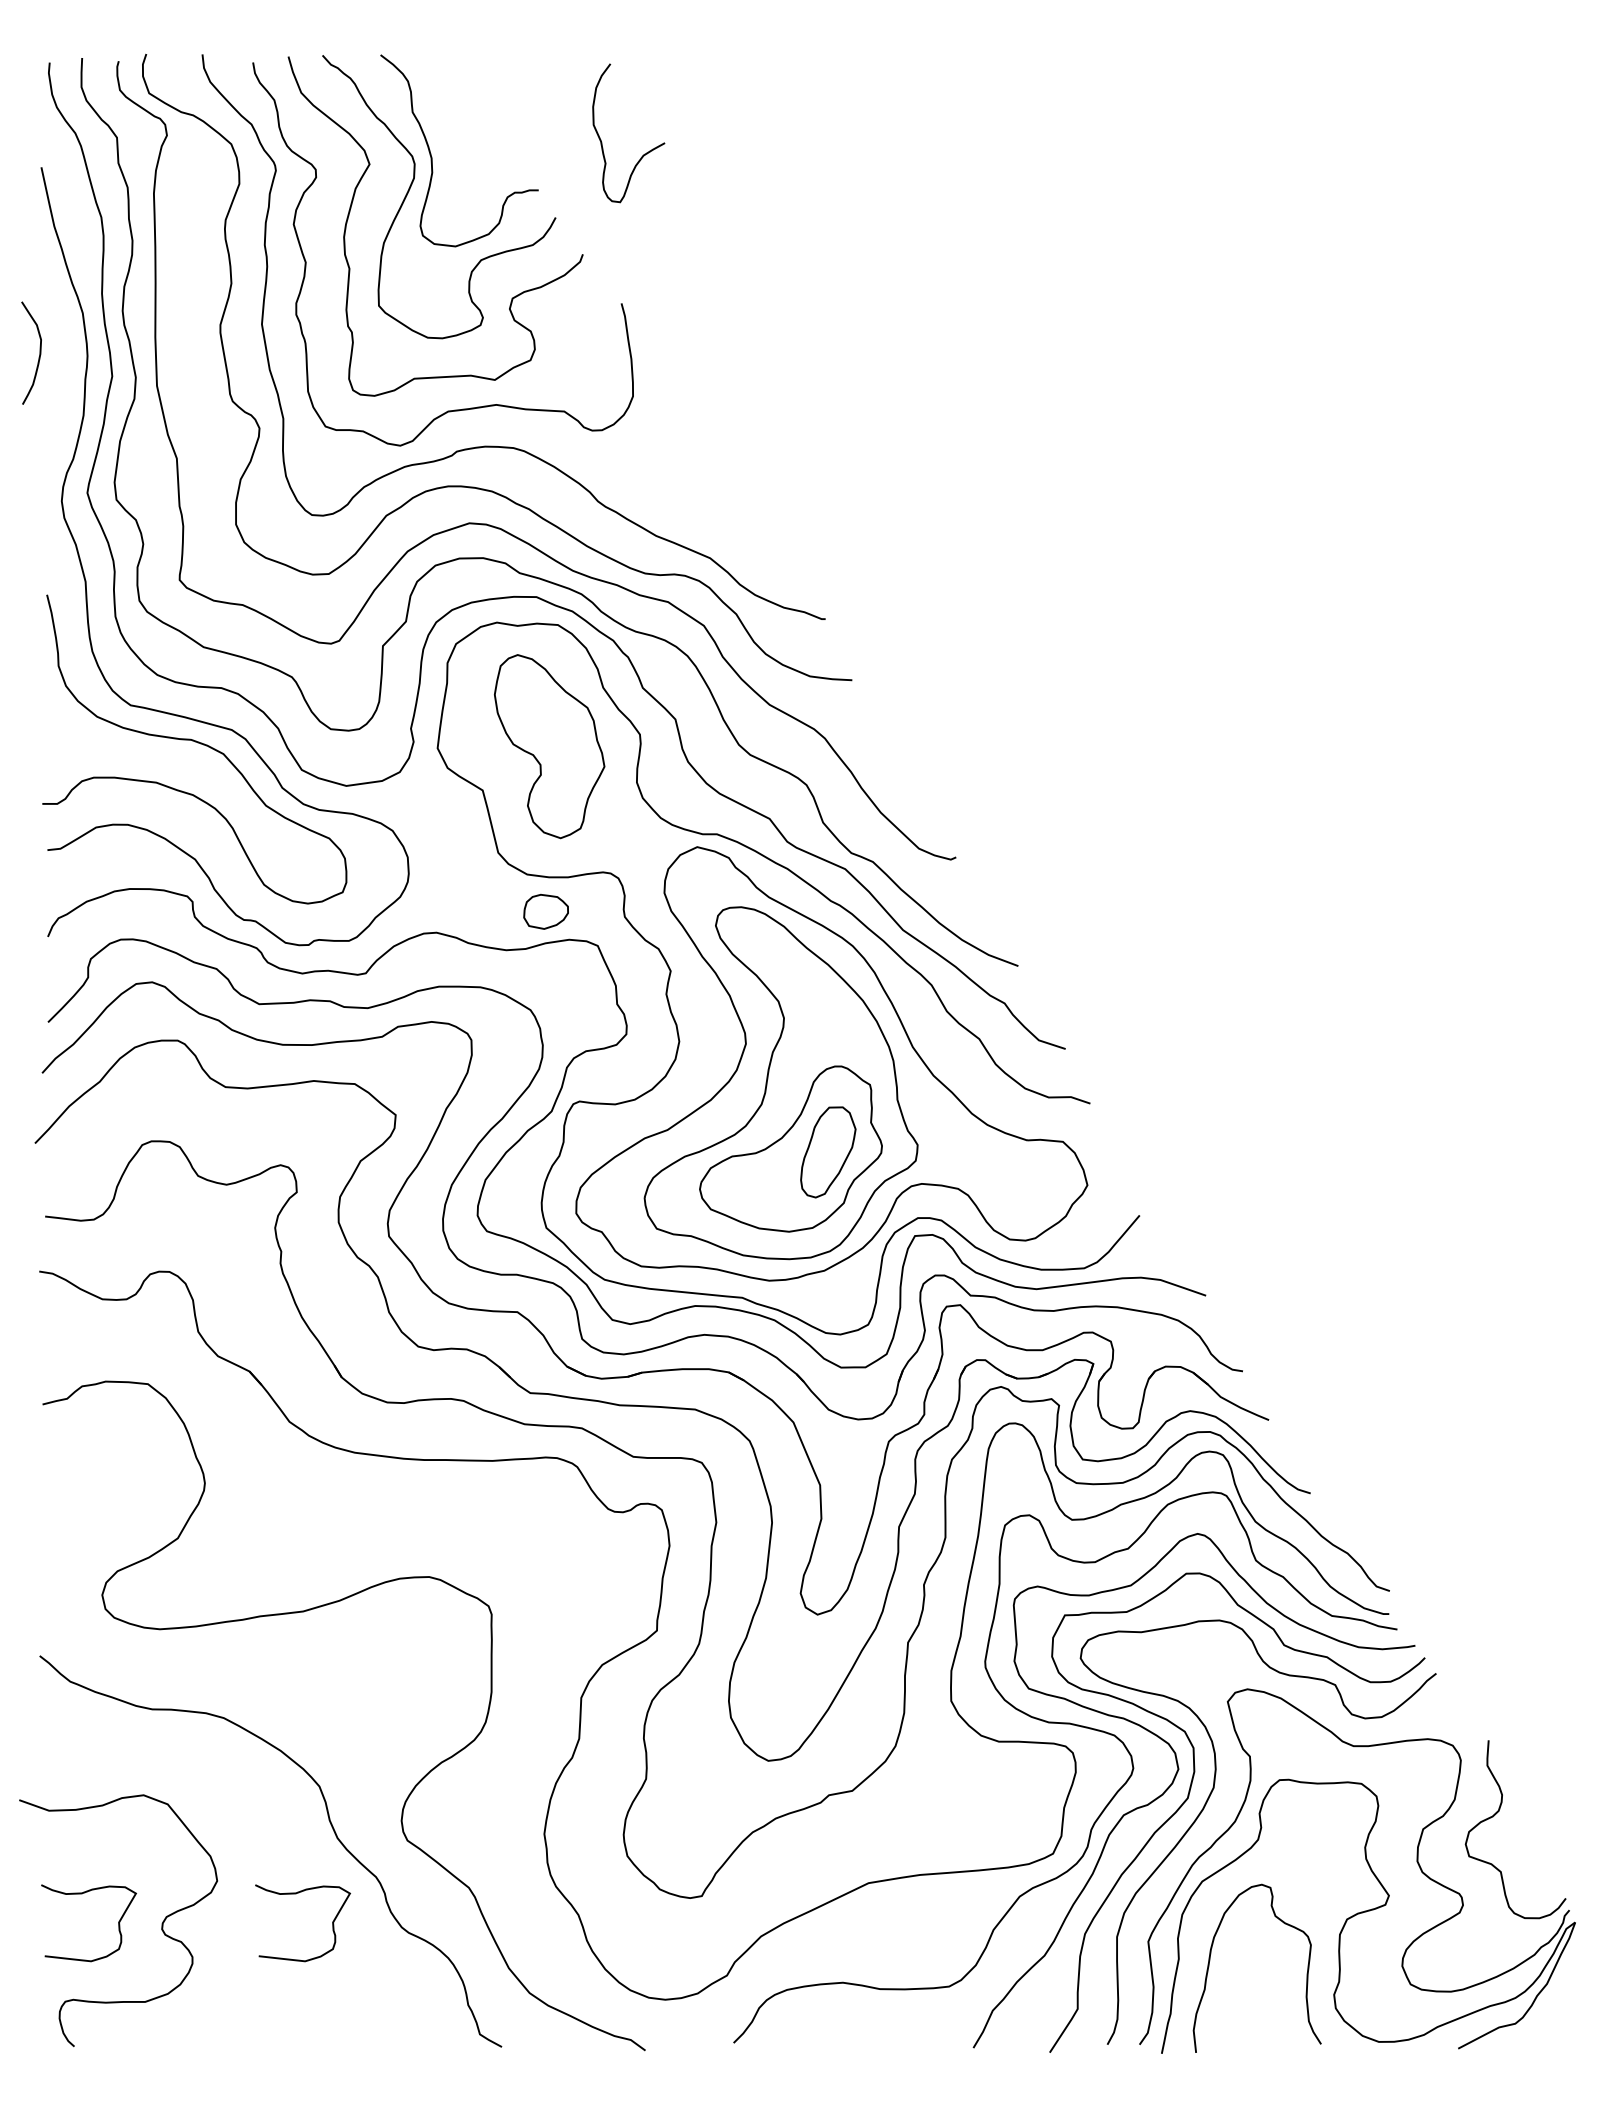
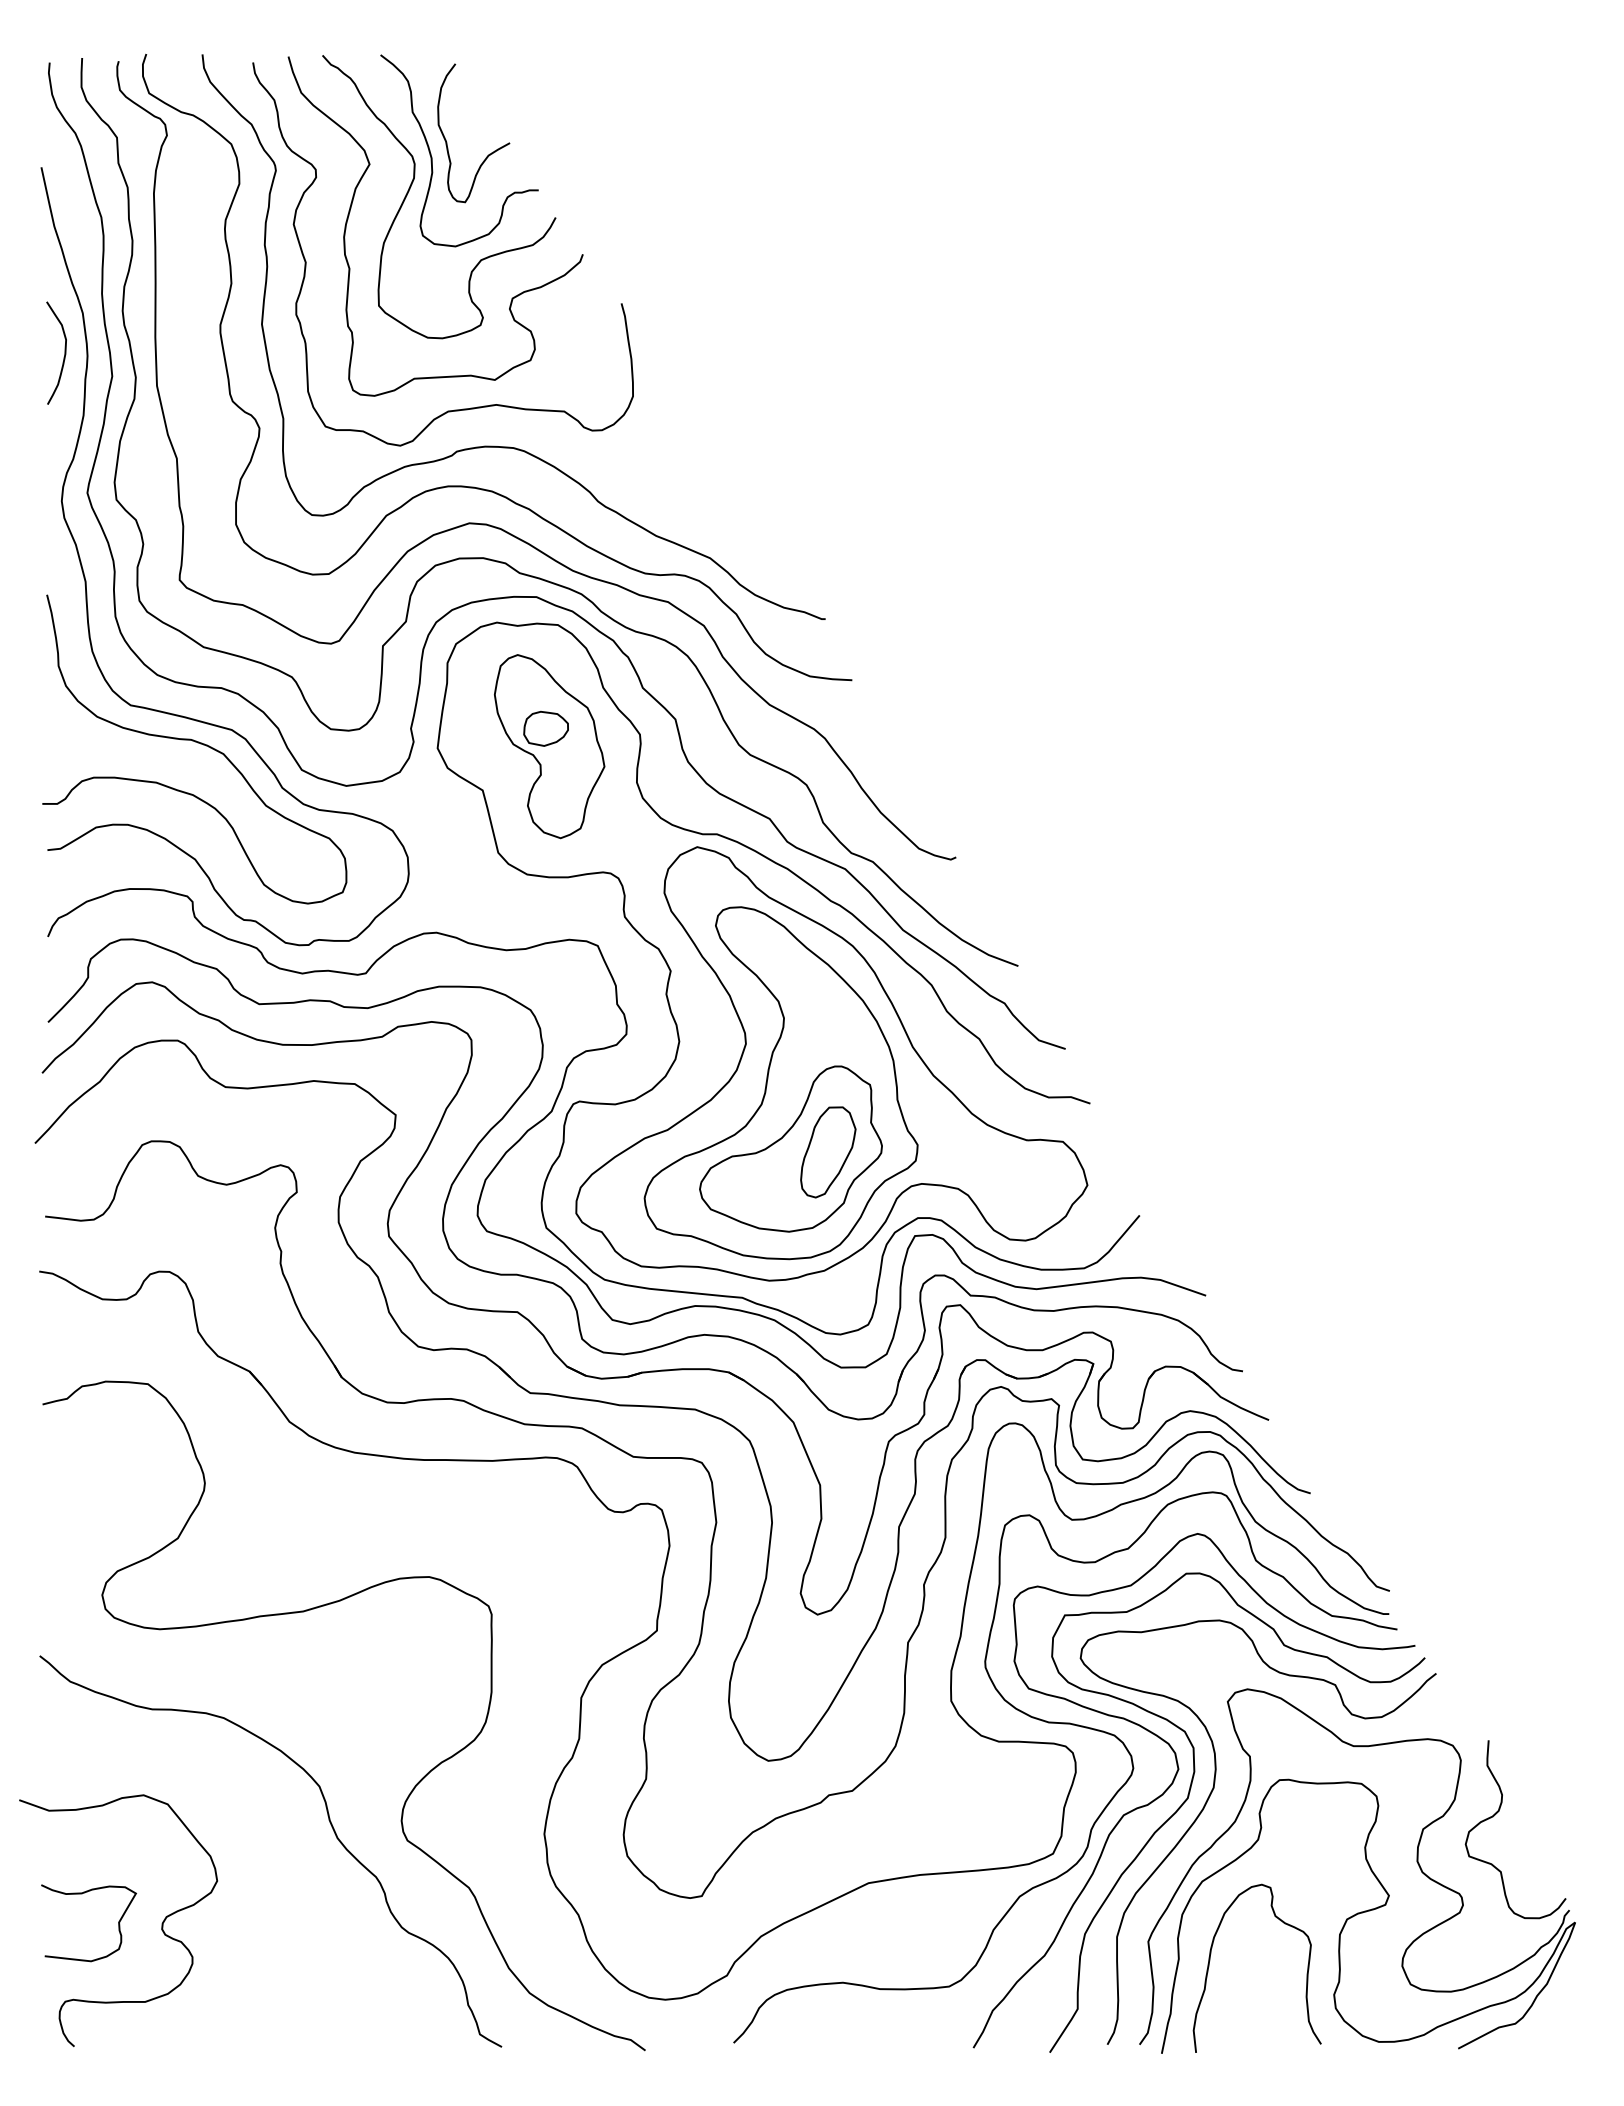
curve position: (644, 153) -> (489, 153) (489, 153)
curve position: (39, 352) -> (64, 352) (64, 352)
part position: (545, 911) -> (545, 728) (545, 728)
curve: present -> none (296, 1894)
